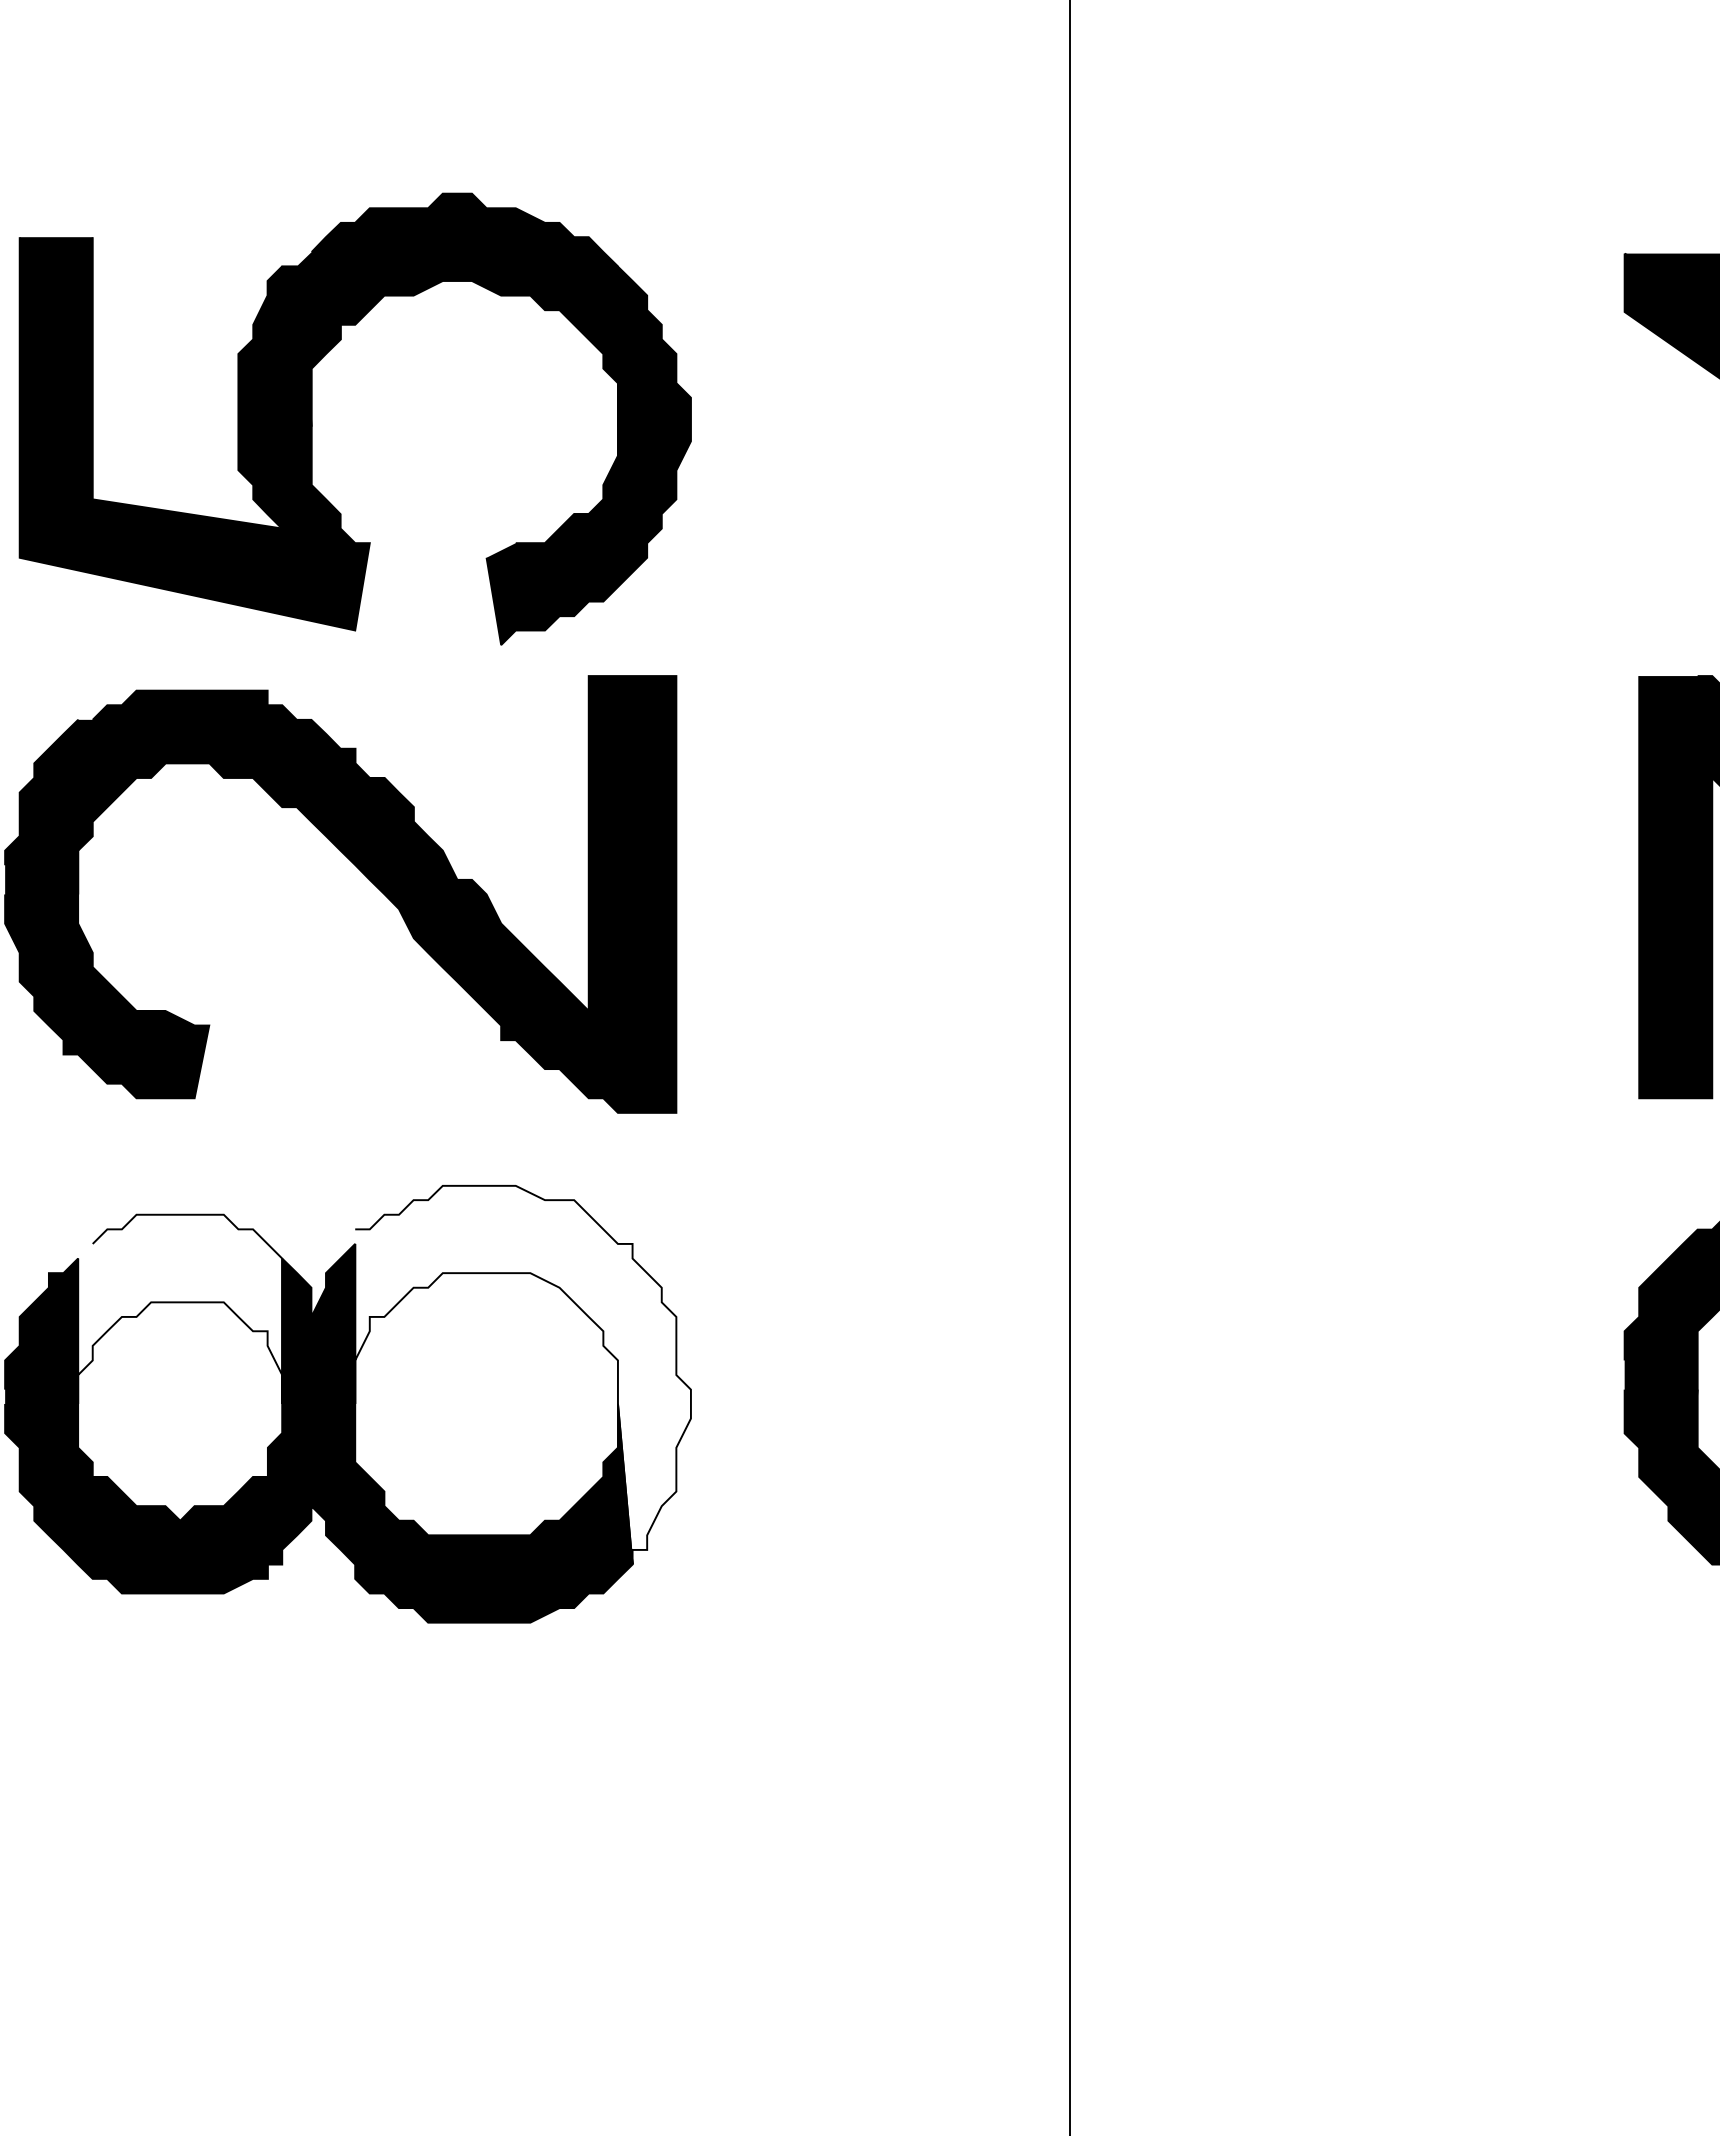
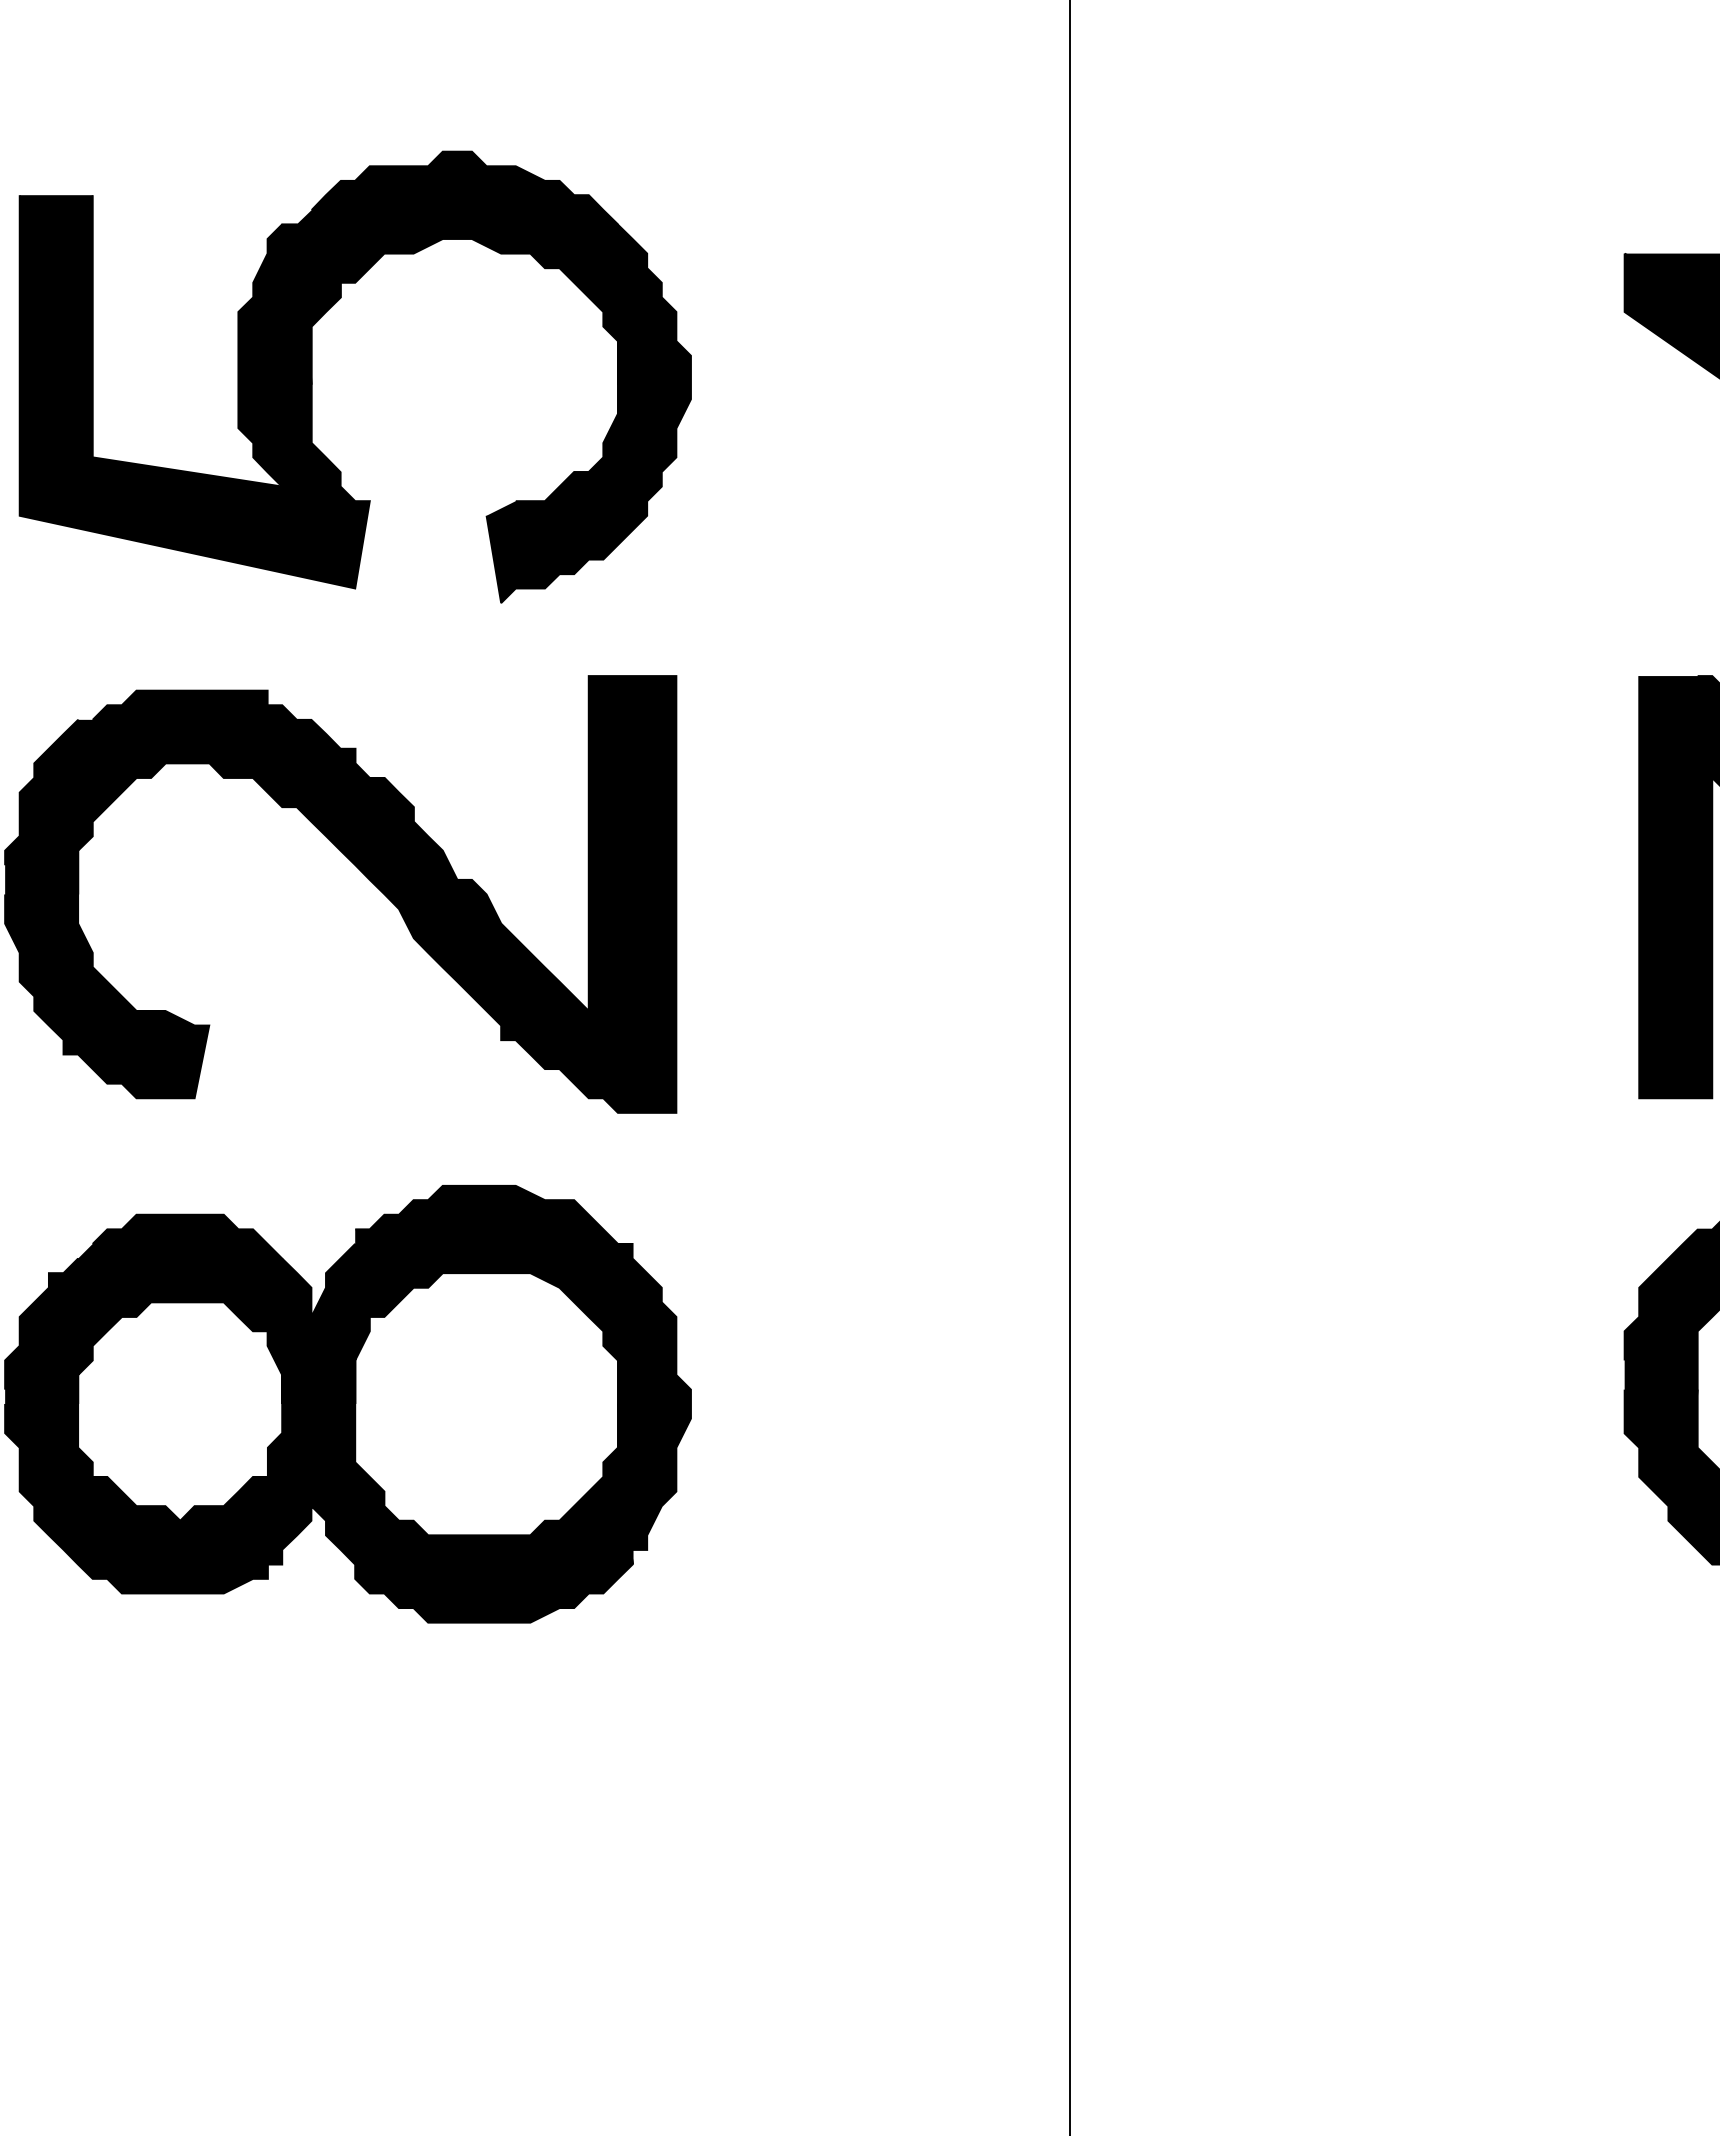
part position: (312, 418) -> (312, 376) (312, 376)
fill: none -> present (180, 1308)
fill: none -> present (522, 1374)
